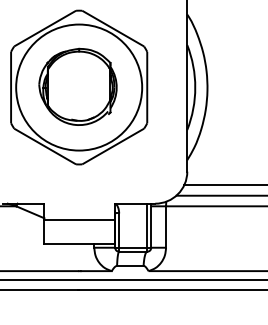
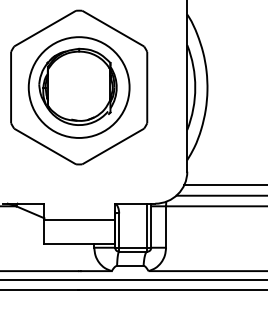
circle diameter: 126 px -> 101 px (78, 87)
